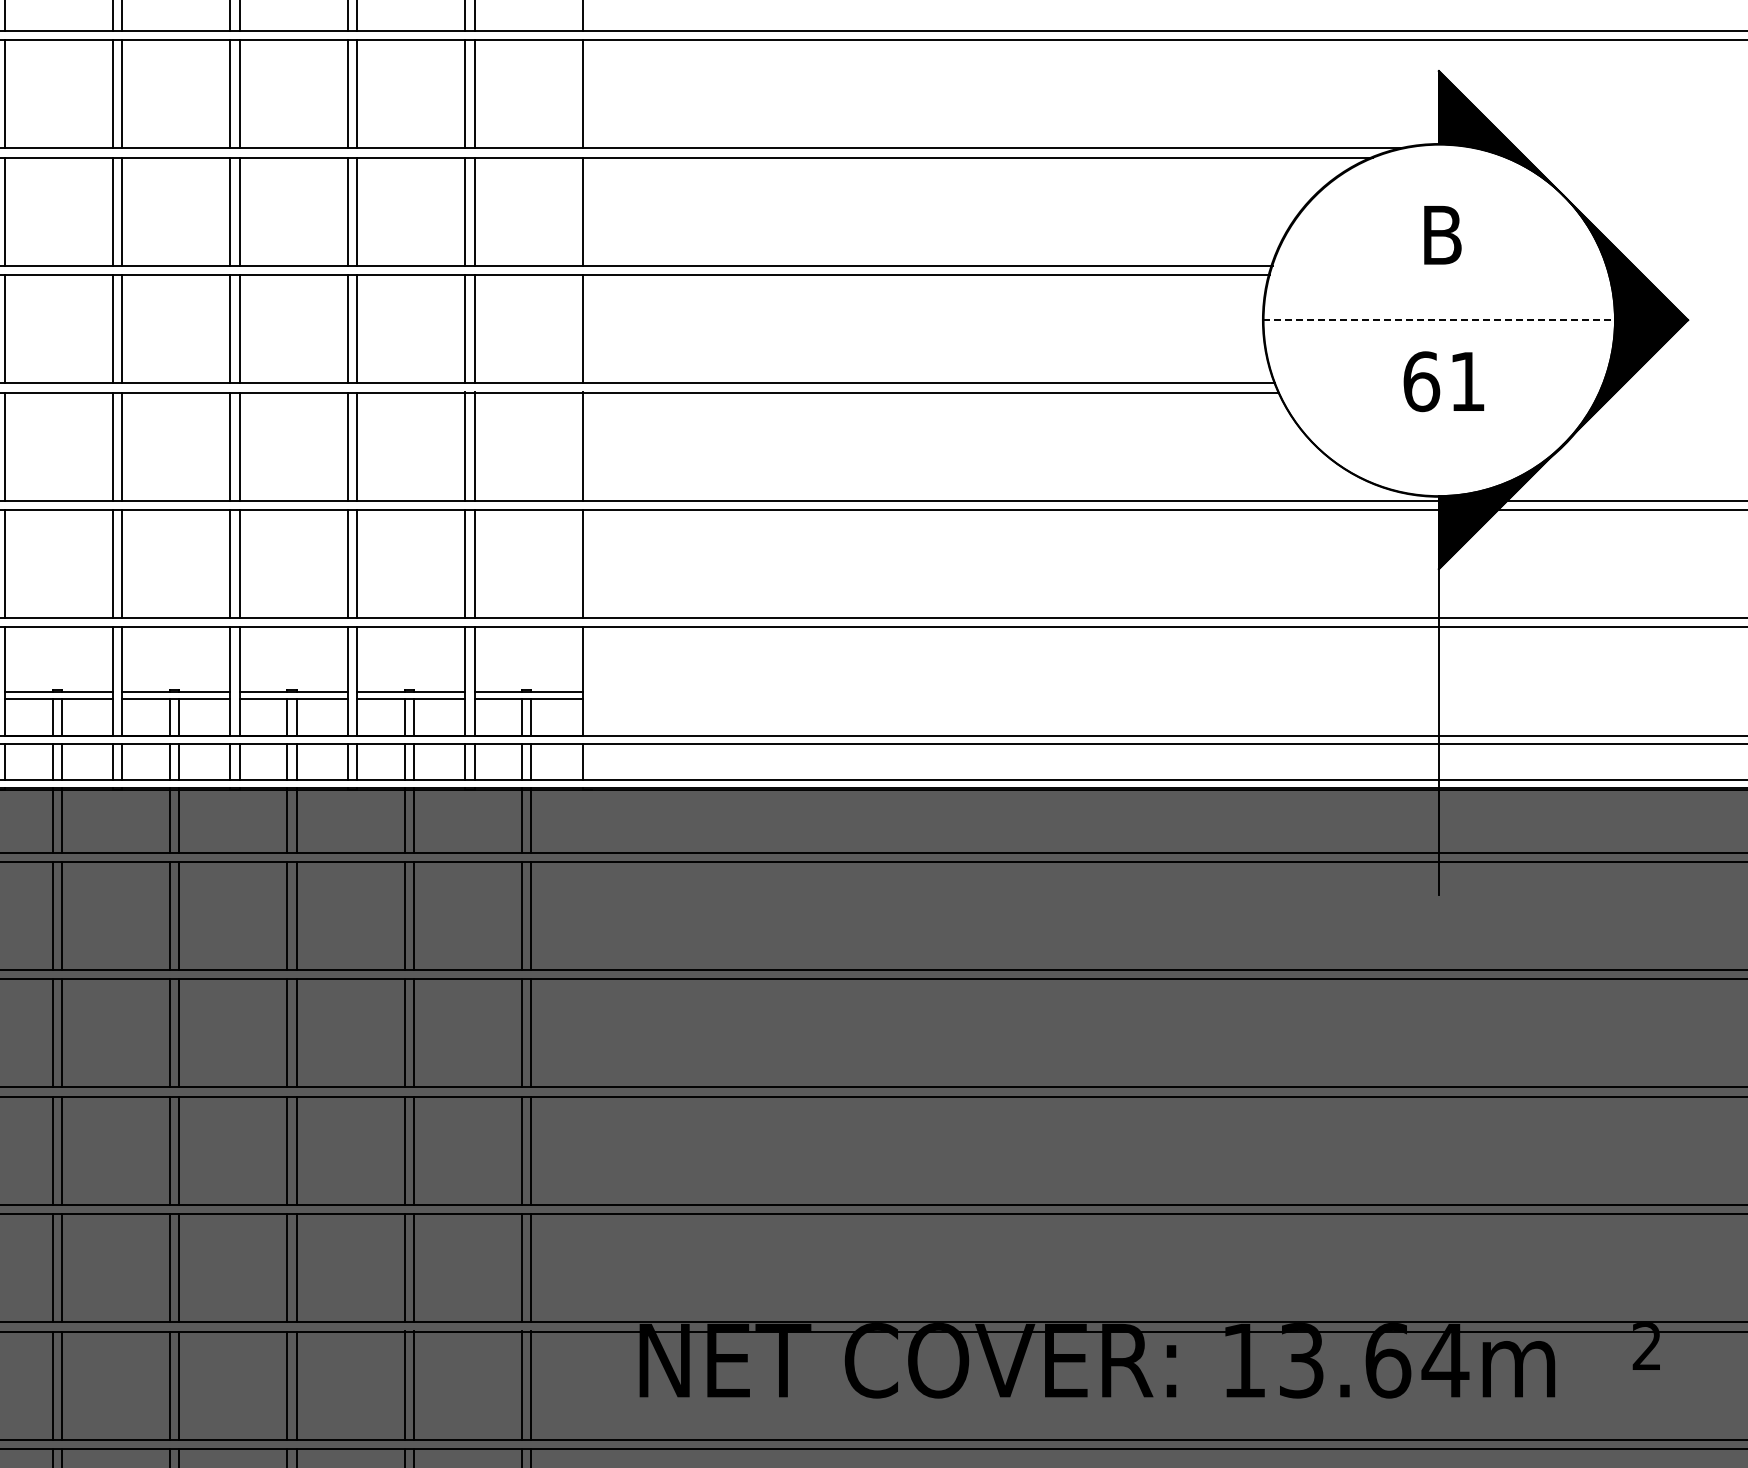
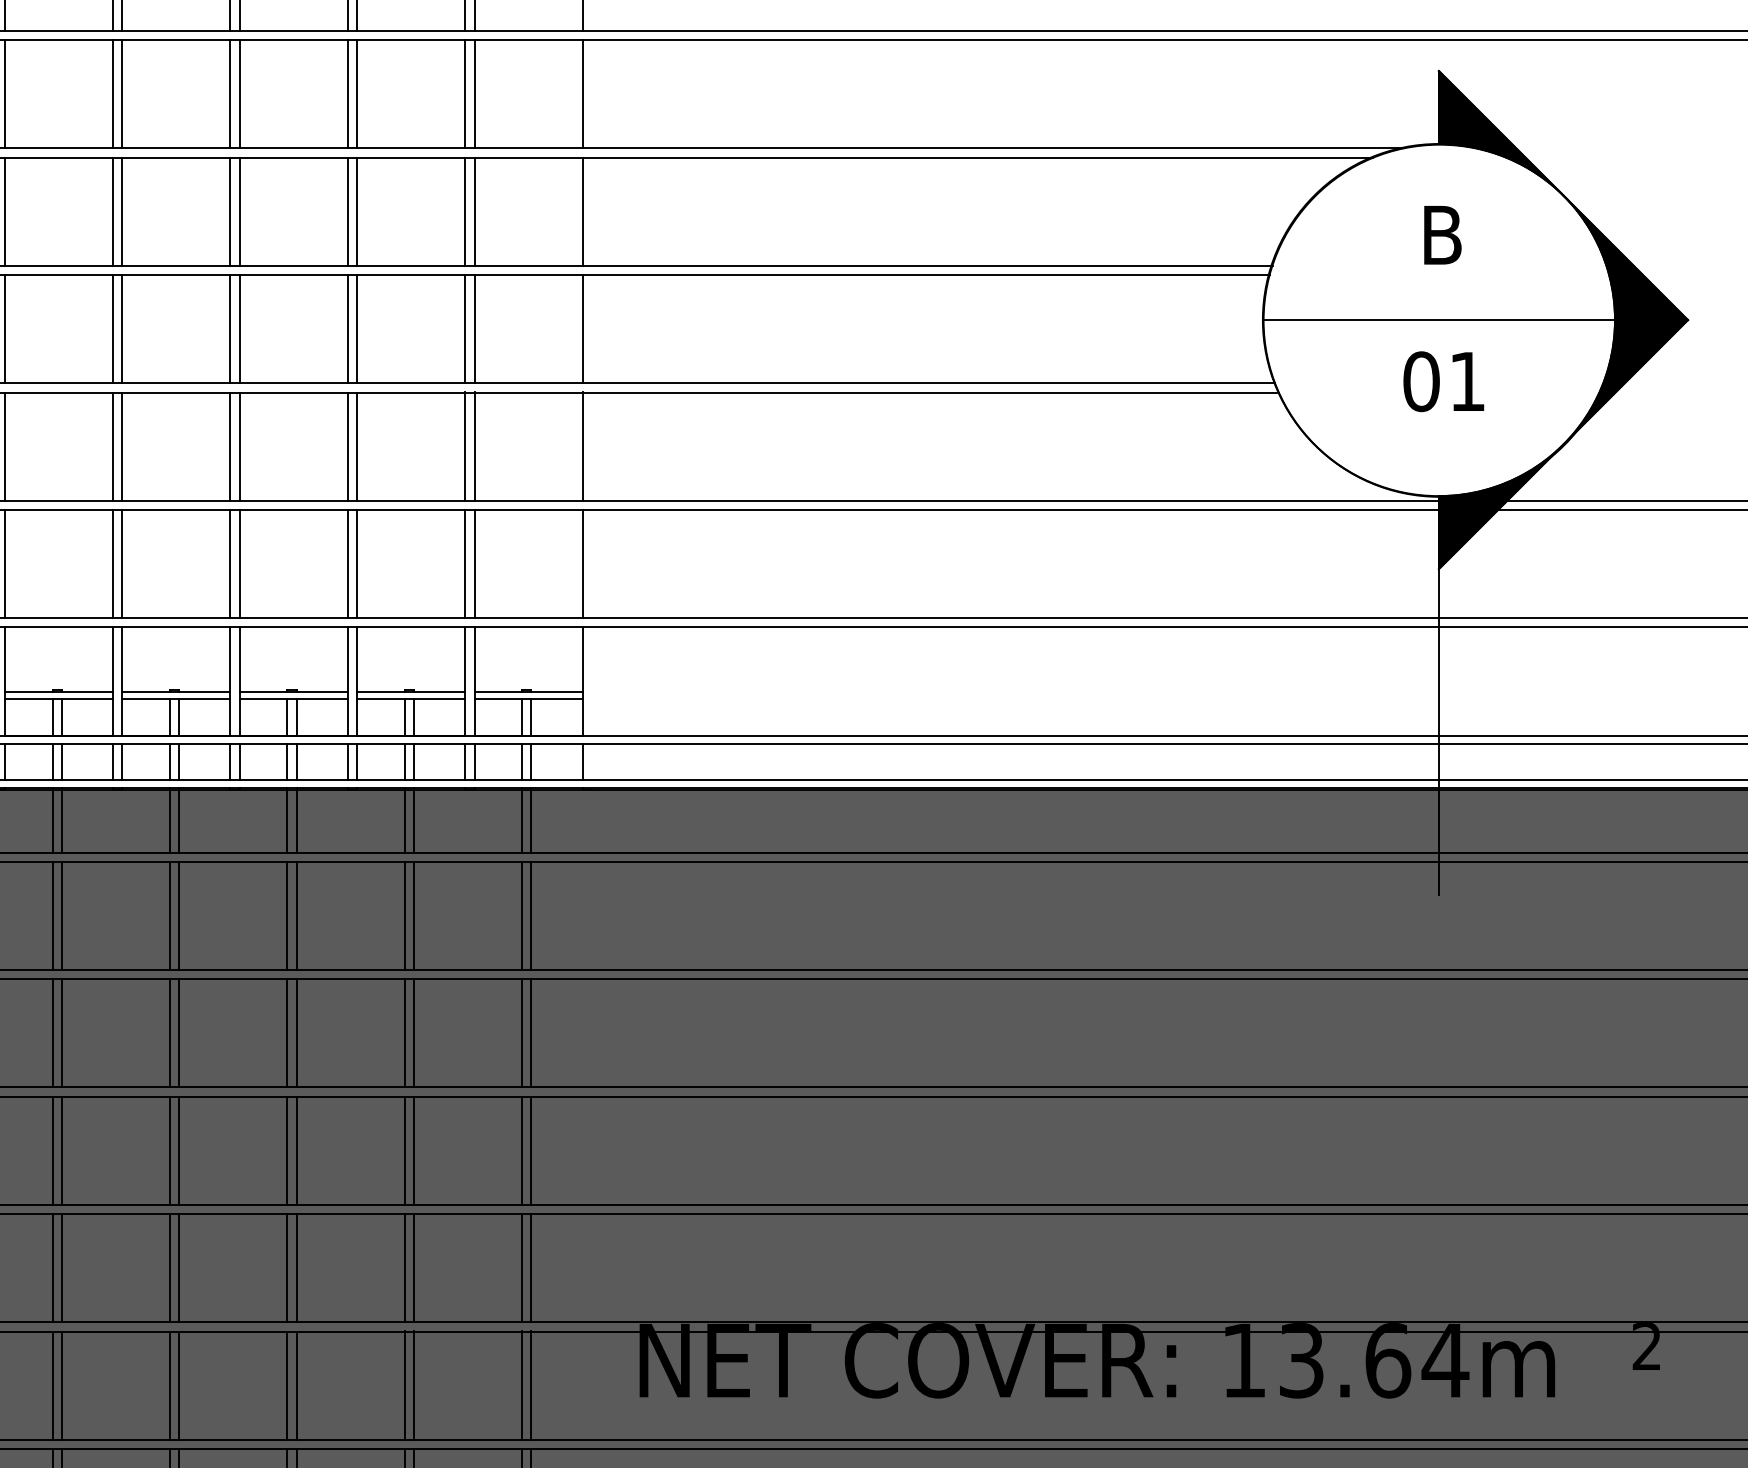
line: dashed -> solid (1439, 320)
text: 61 -> 01 (1421, 381)
